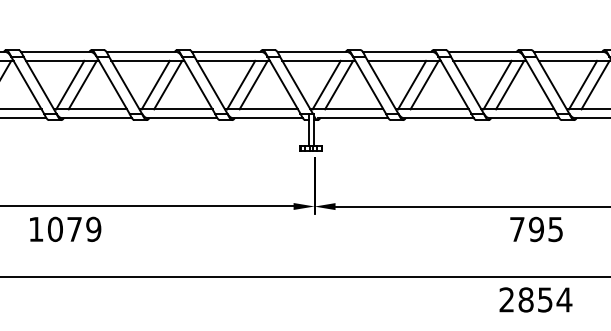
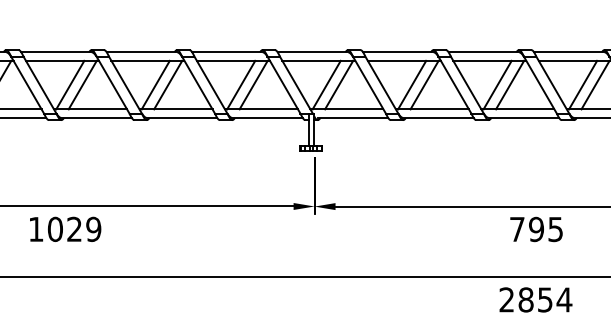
text: 1079 -> 1029 (74, 228)
